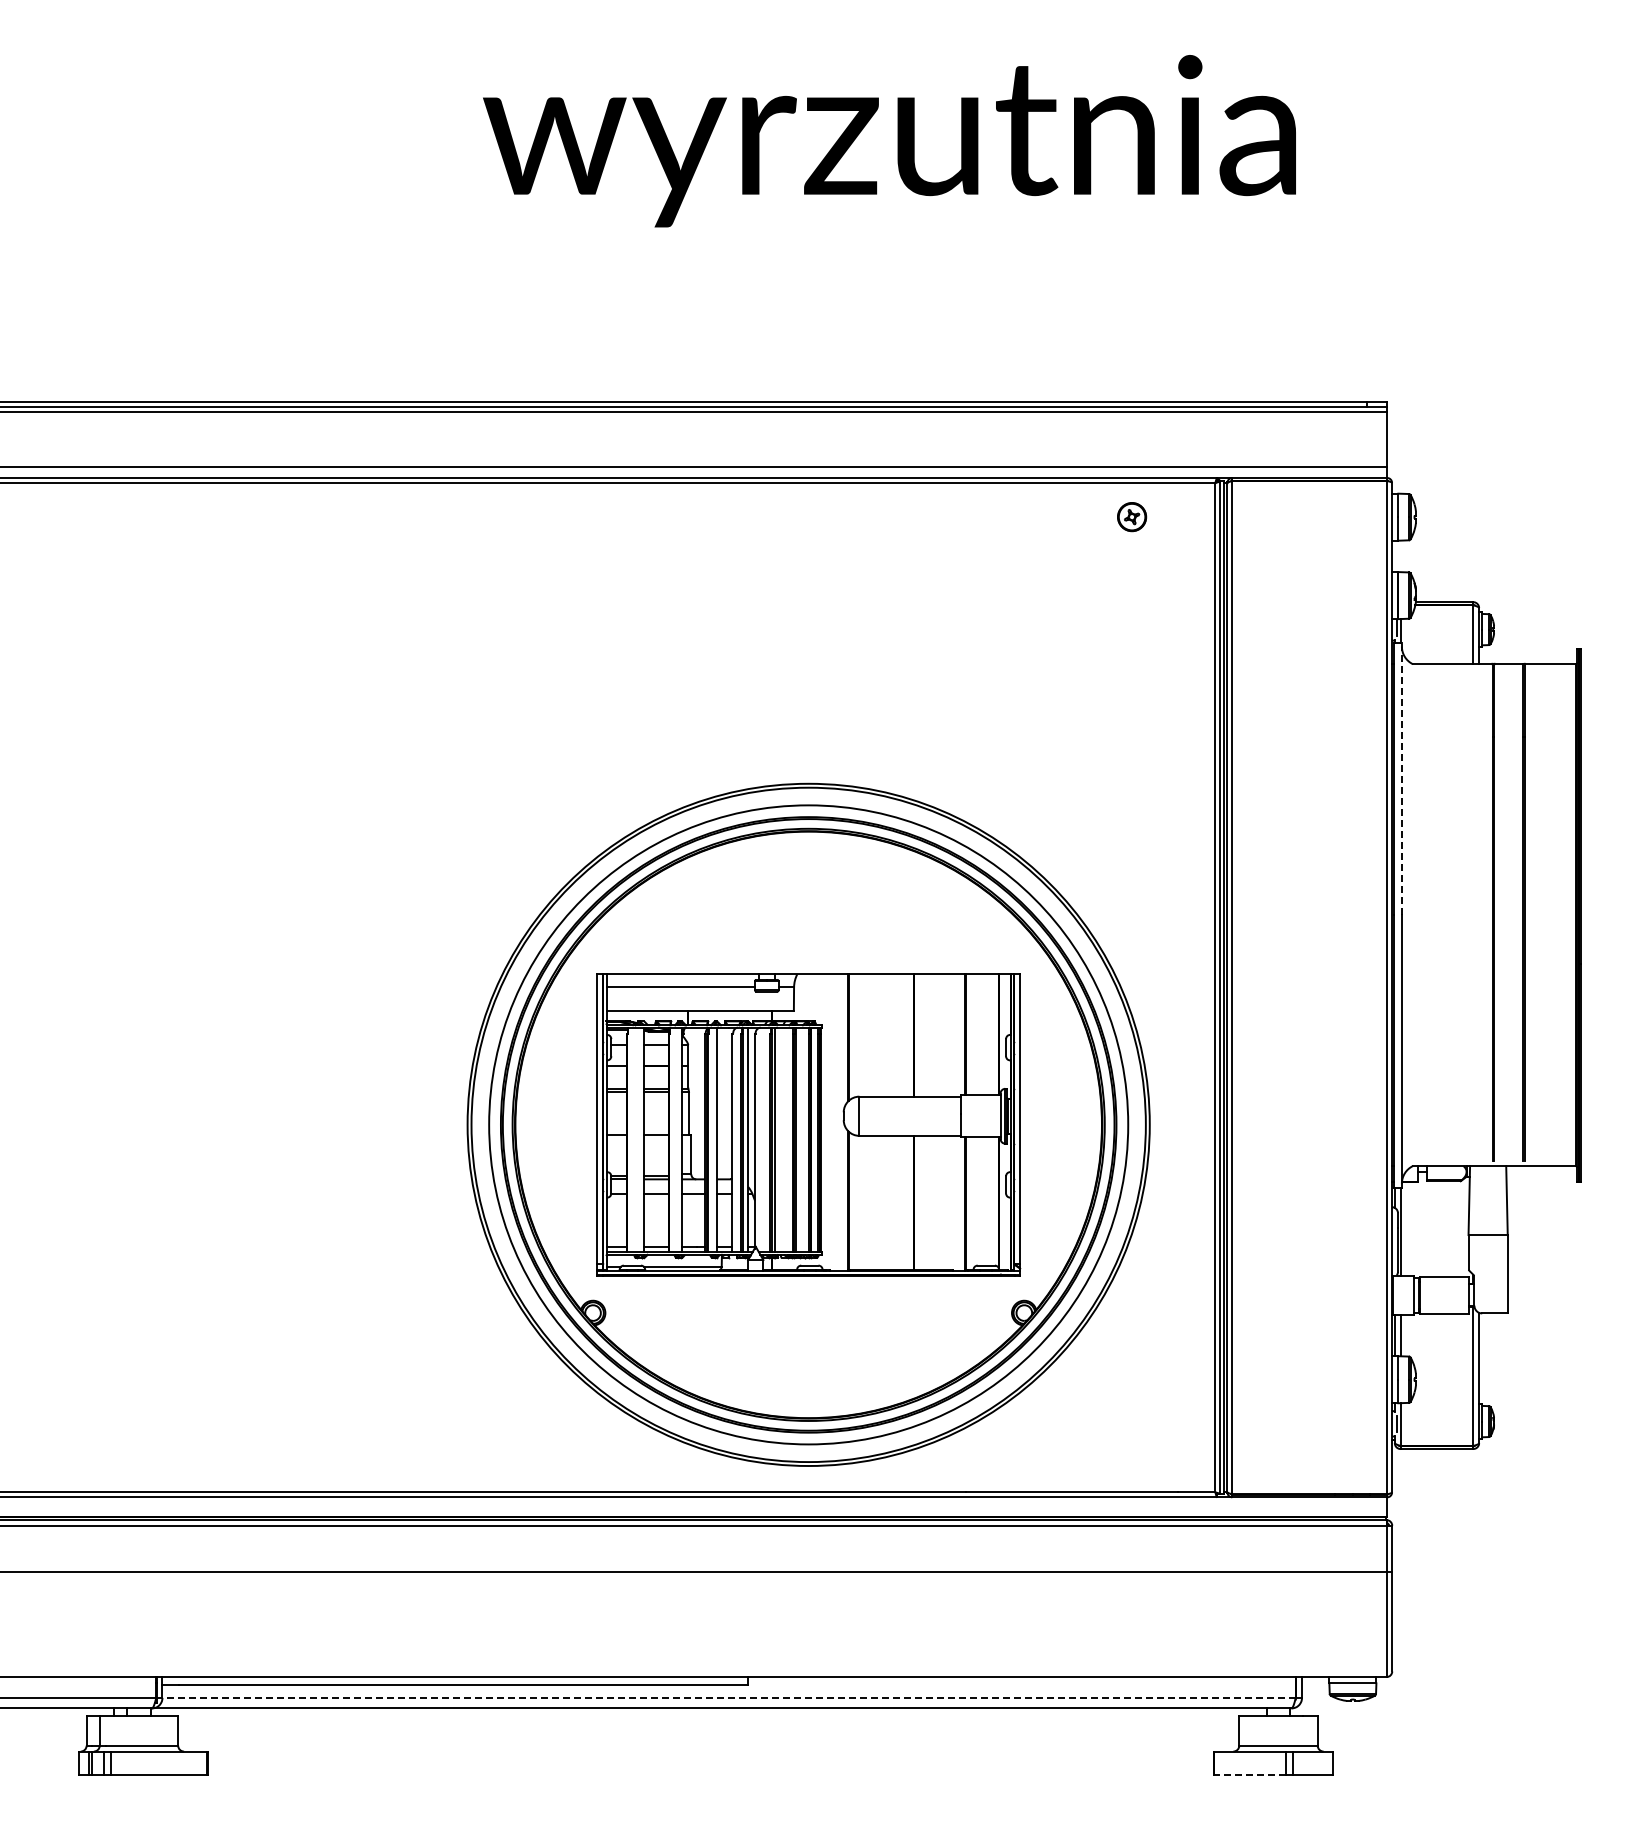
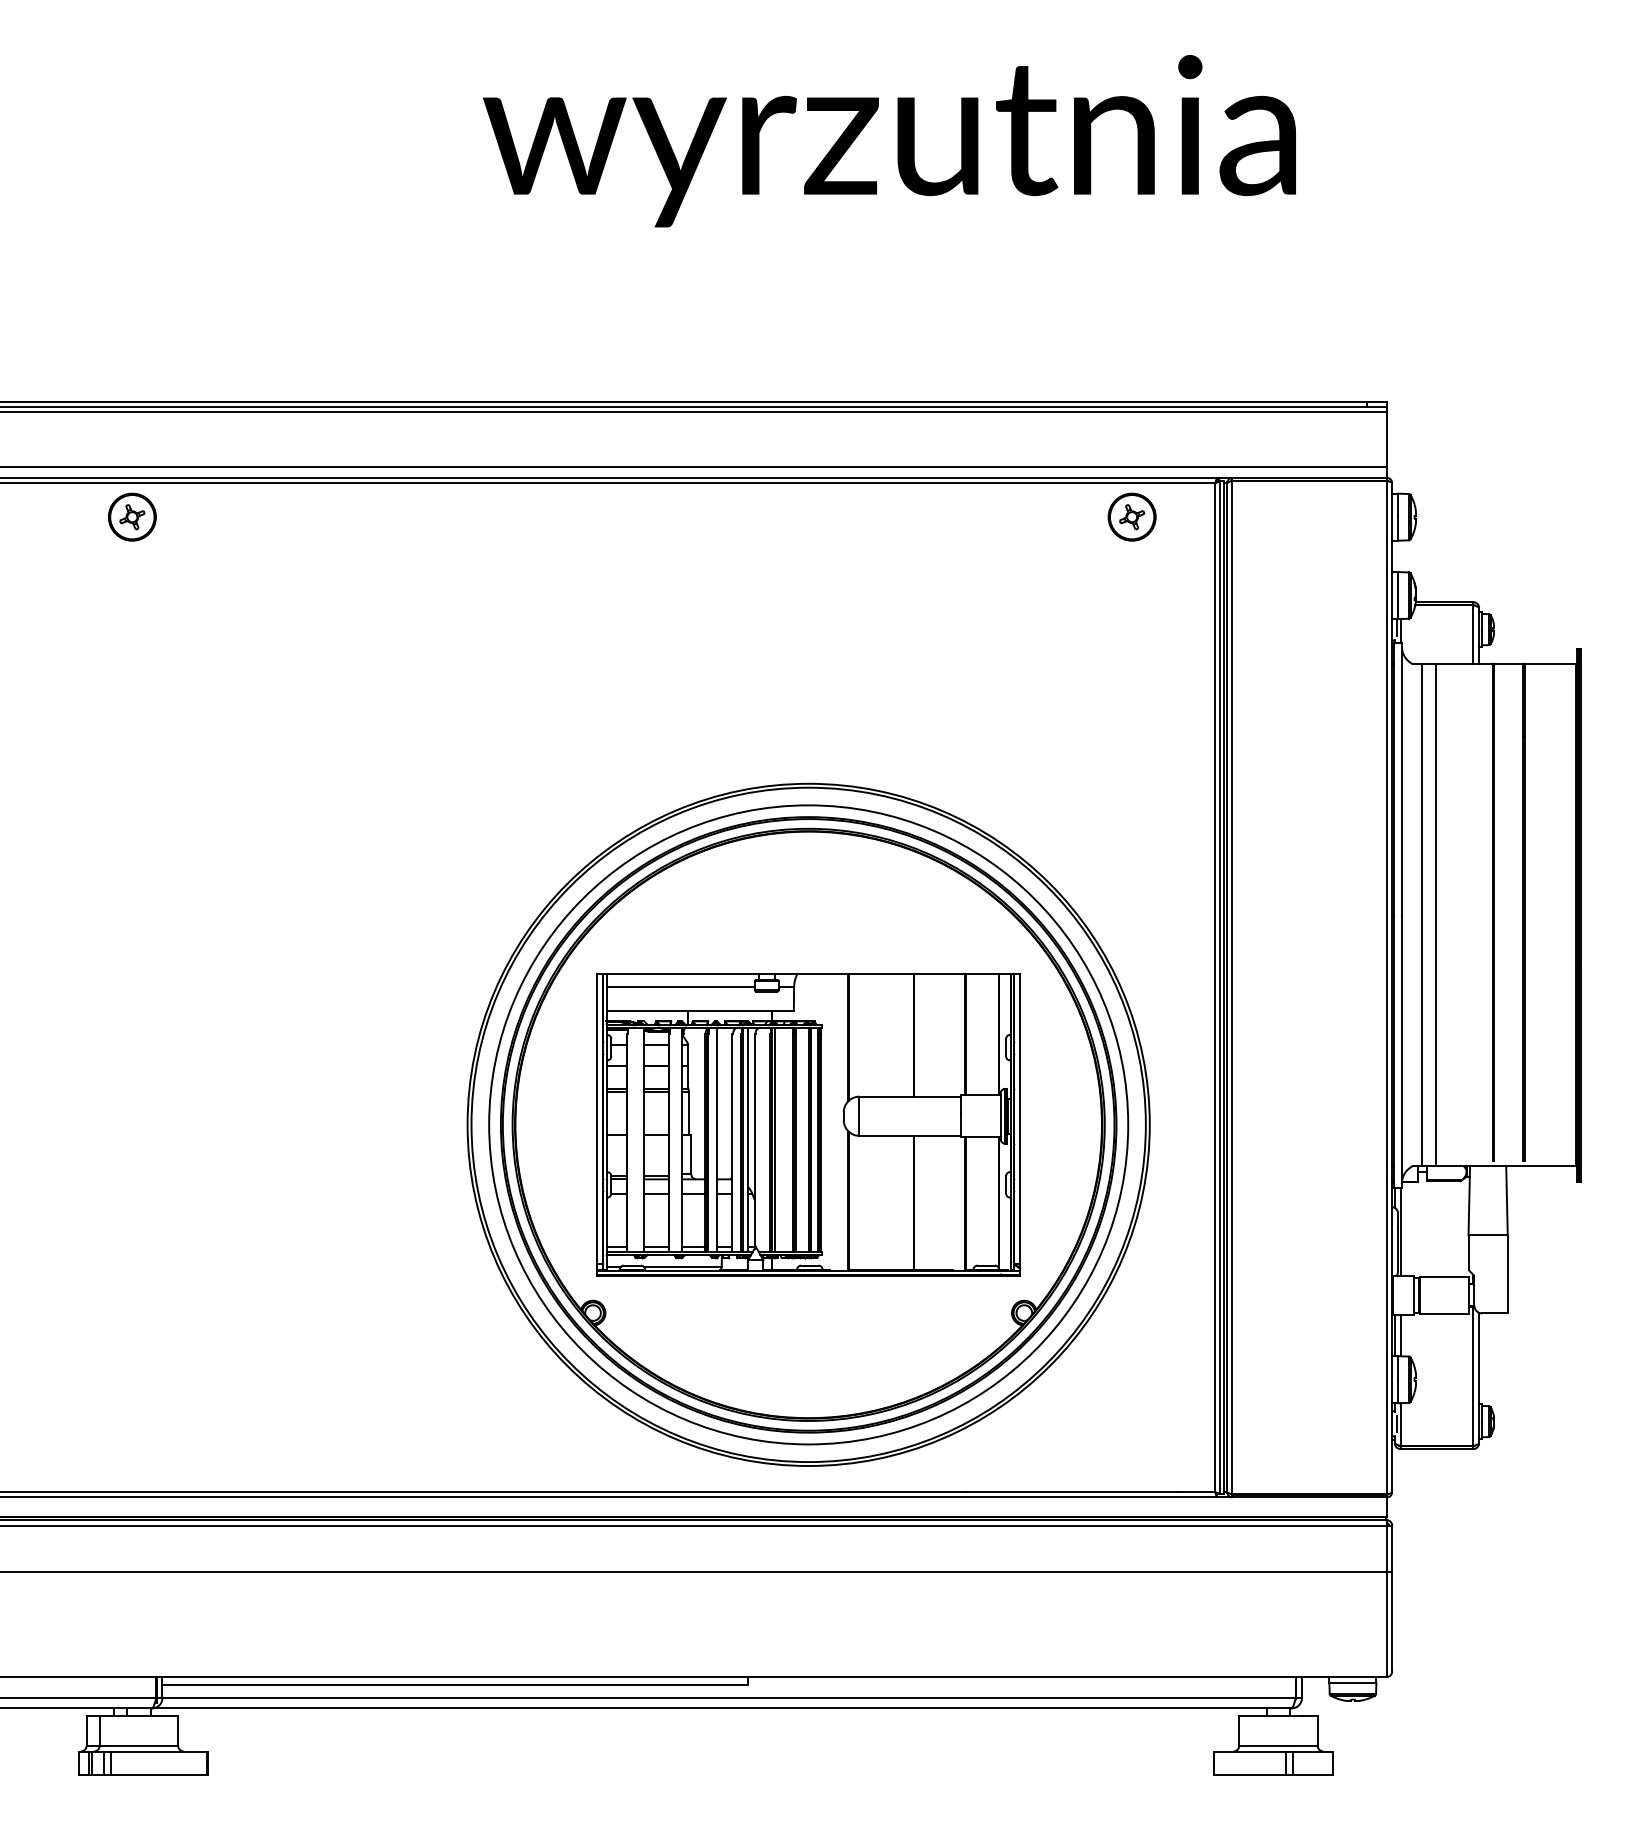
part: none -> present (132, 516)
part size: 31x31 px -> 50x50 px (1131, 516)
line: dashed -> solid (1401, 778)
line: none -> present (1421, 915)
line: none -> present (1436, 915)
line: dashed -> solid (729, 1697)
line: dashed -> solid (1249, 1775)
